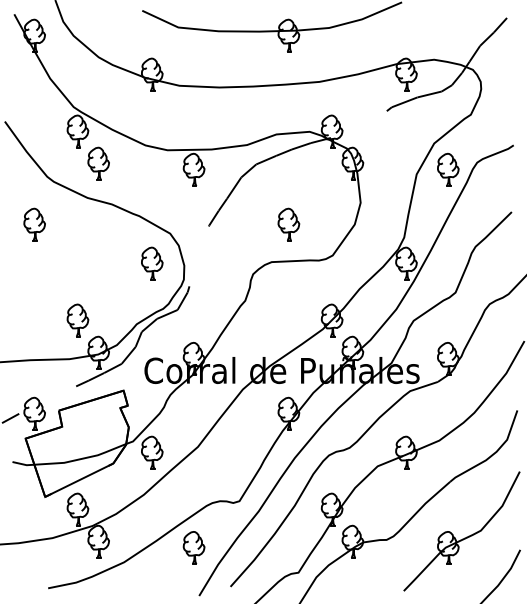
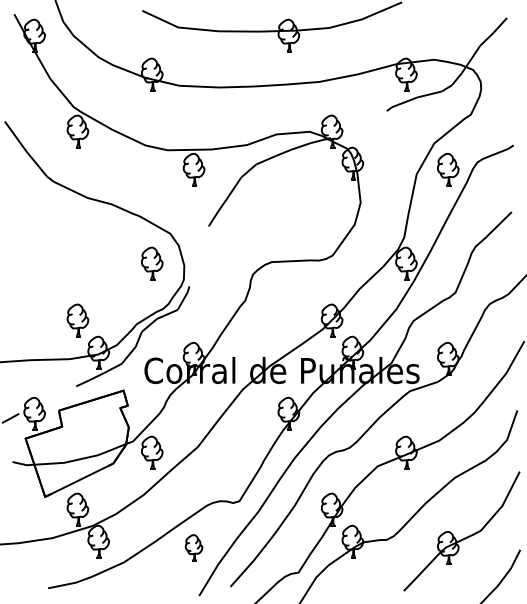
part: present -> none (98, 163)
part: present -> none (34, 224)
part: present -> none (288, 224)
part size: 24x34 px -> 20x28 px (193, 547)
